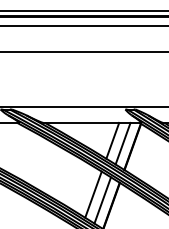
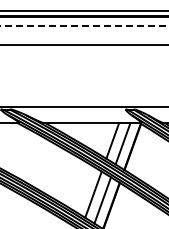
line: solid -> dashed (84, 25)
line position: (83, 52) -> (83, 45) (83, 45)
